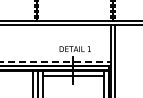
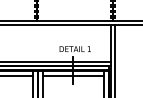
line: dashed -> solid (55, 61)
line: none -> present (17, 76)
